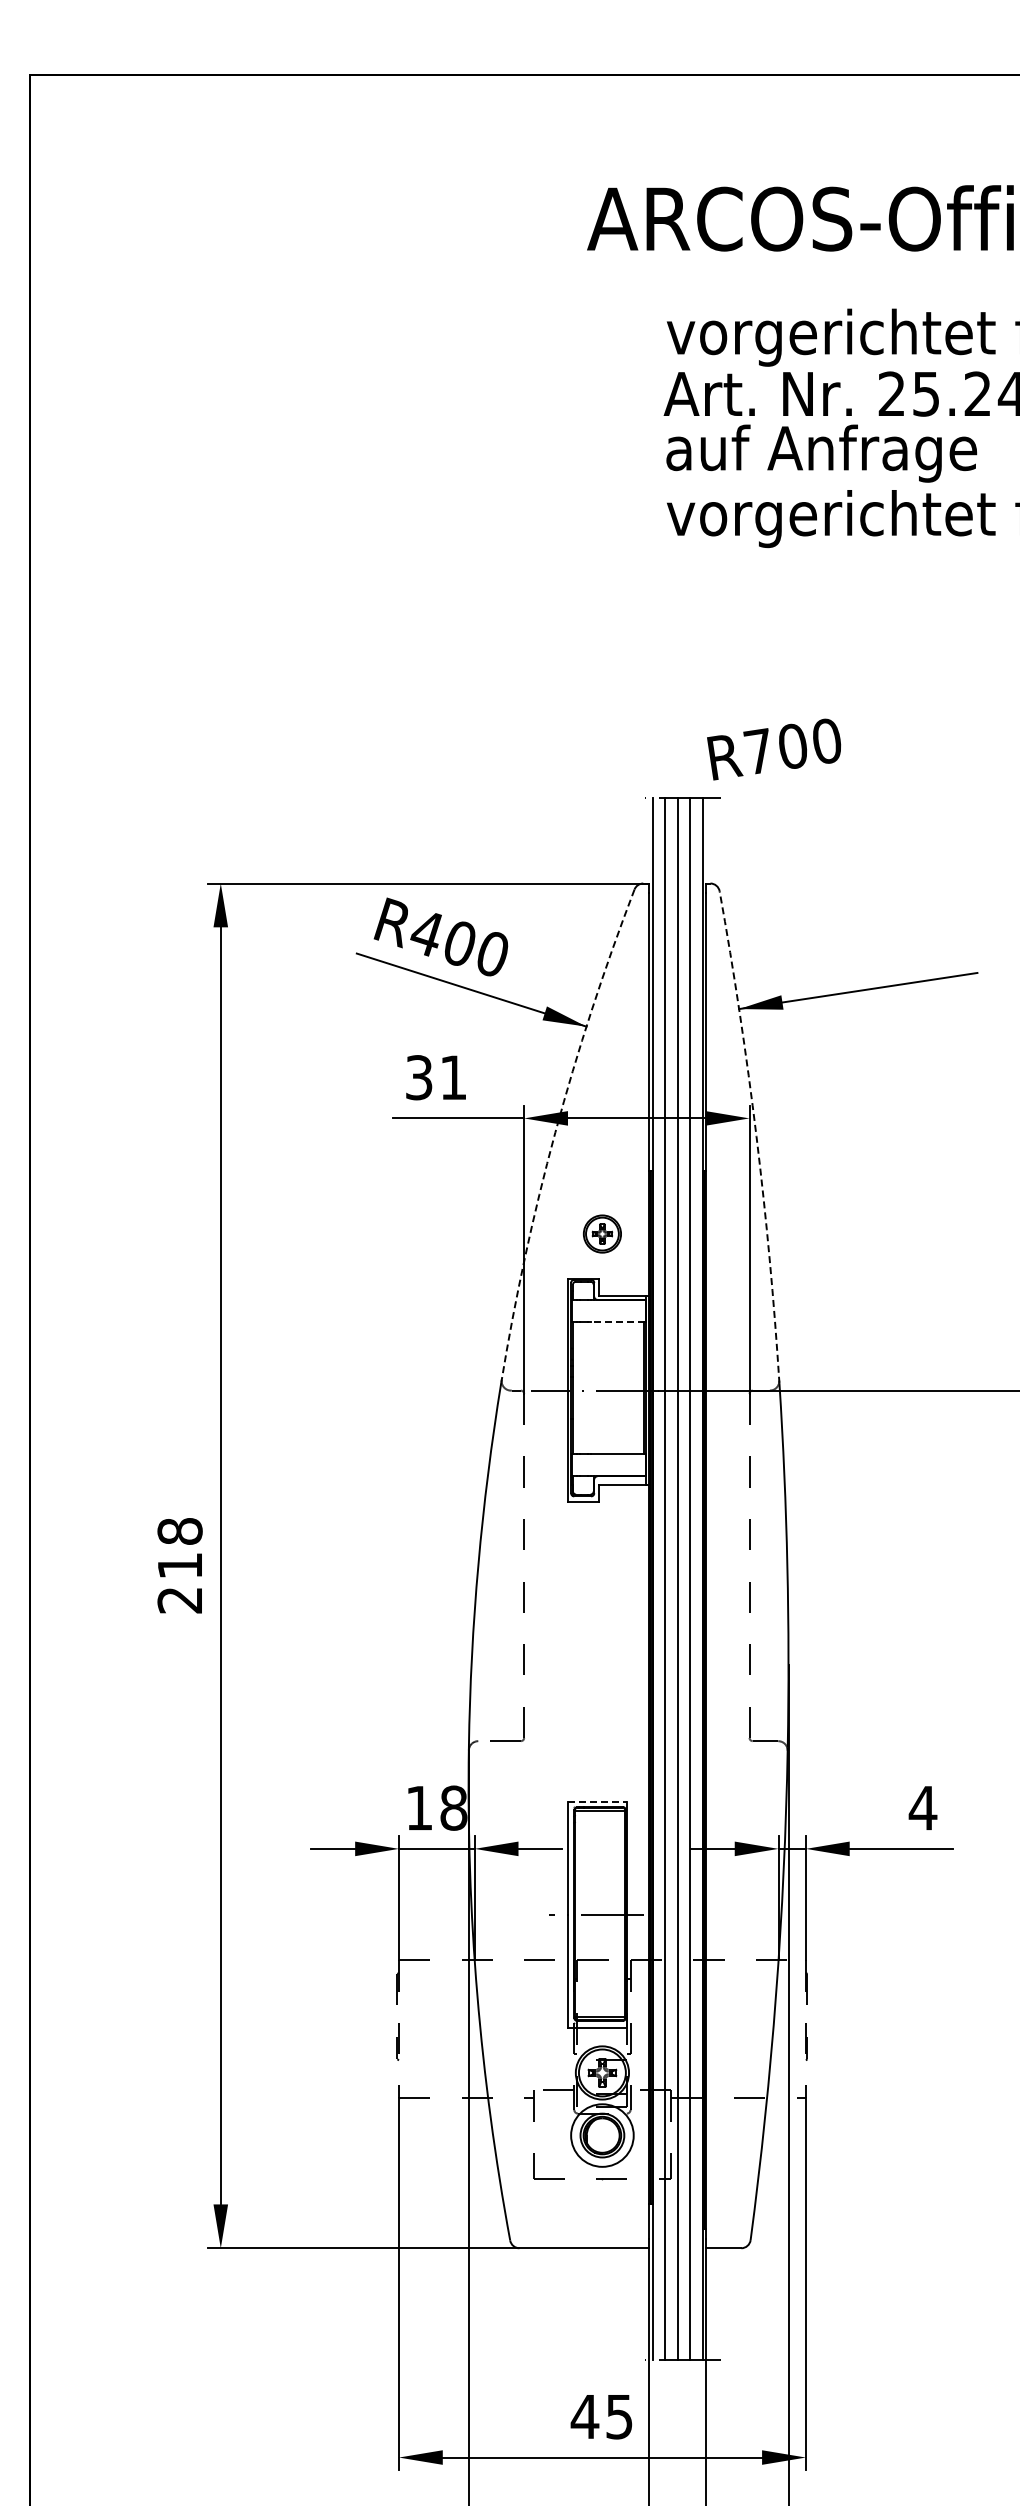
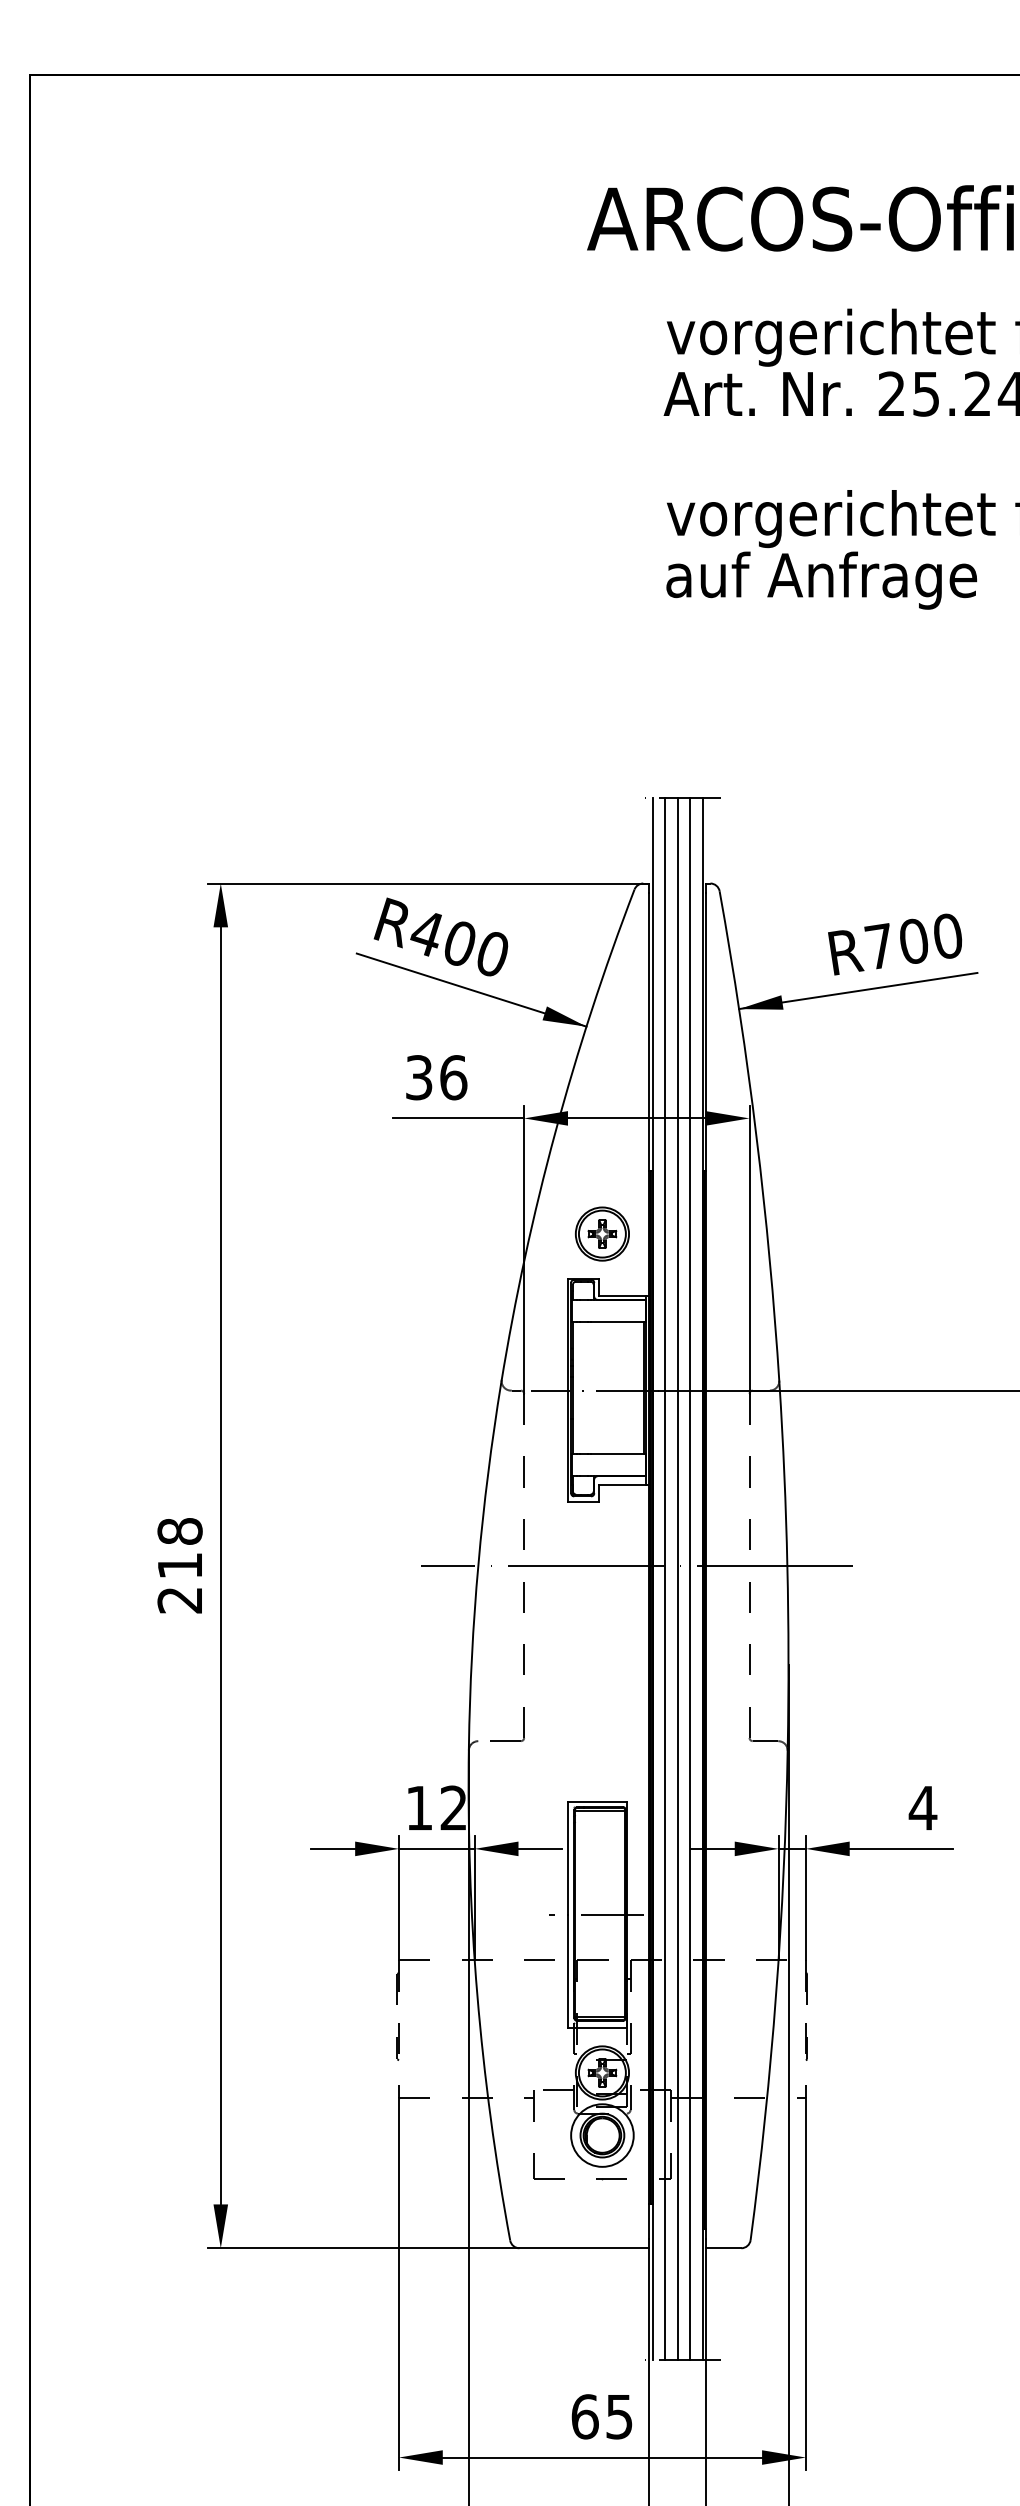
text position: (821, 453) -> (821, 580) (821, 580)
text position: (774, 749) -> (895, 944) (895, 944)
text: 31 -> 36 (453, 1077)
arc: dashed -> solid (555, 1132)
arc: dashed -> solid (756, 1136)
part size: 39x40 px -> 55x56 px (602, 1233)
line: dashed -> solid (617, 1322)
line: none -> present (636, 1565)
line: dashed -> solid (597, 1802)
text: 18 -> 12 (453, 1807)
text: 45 -> 65 (584, 2416)
